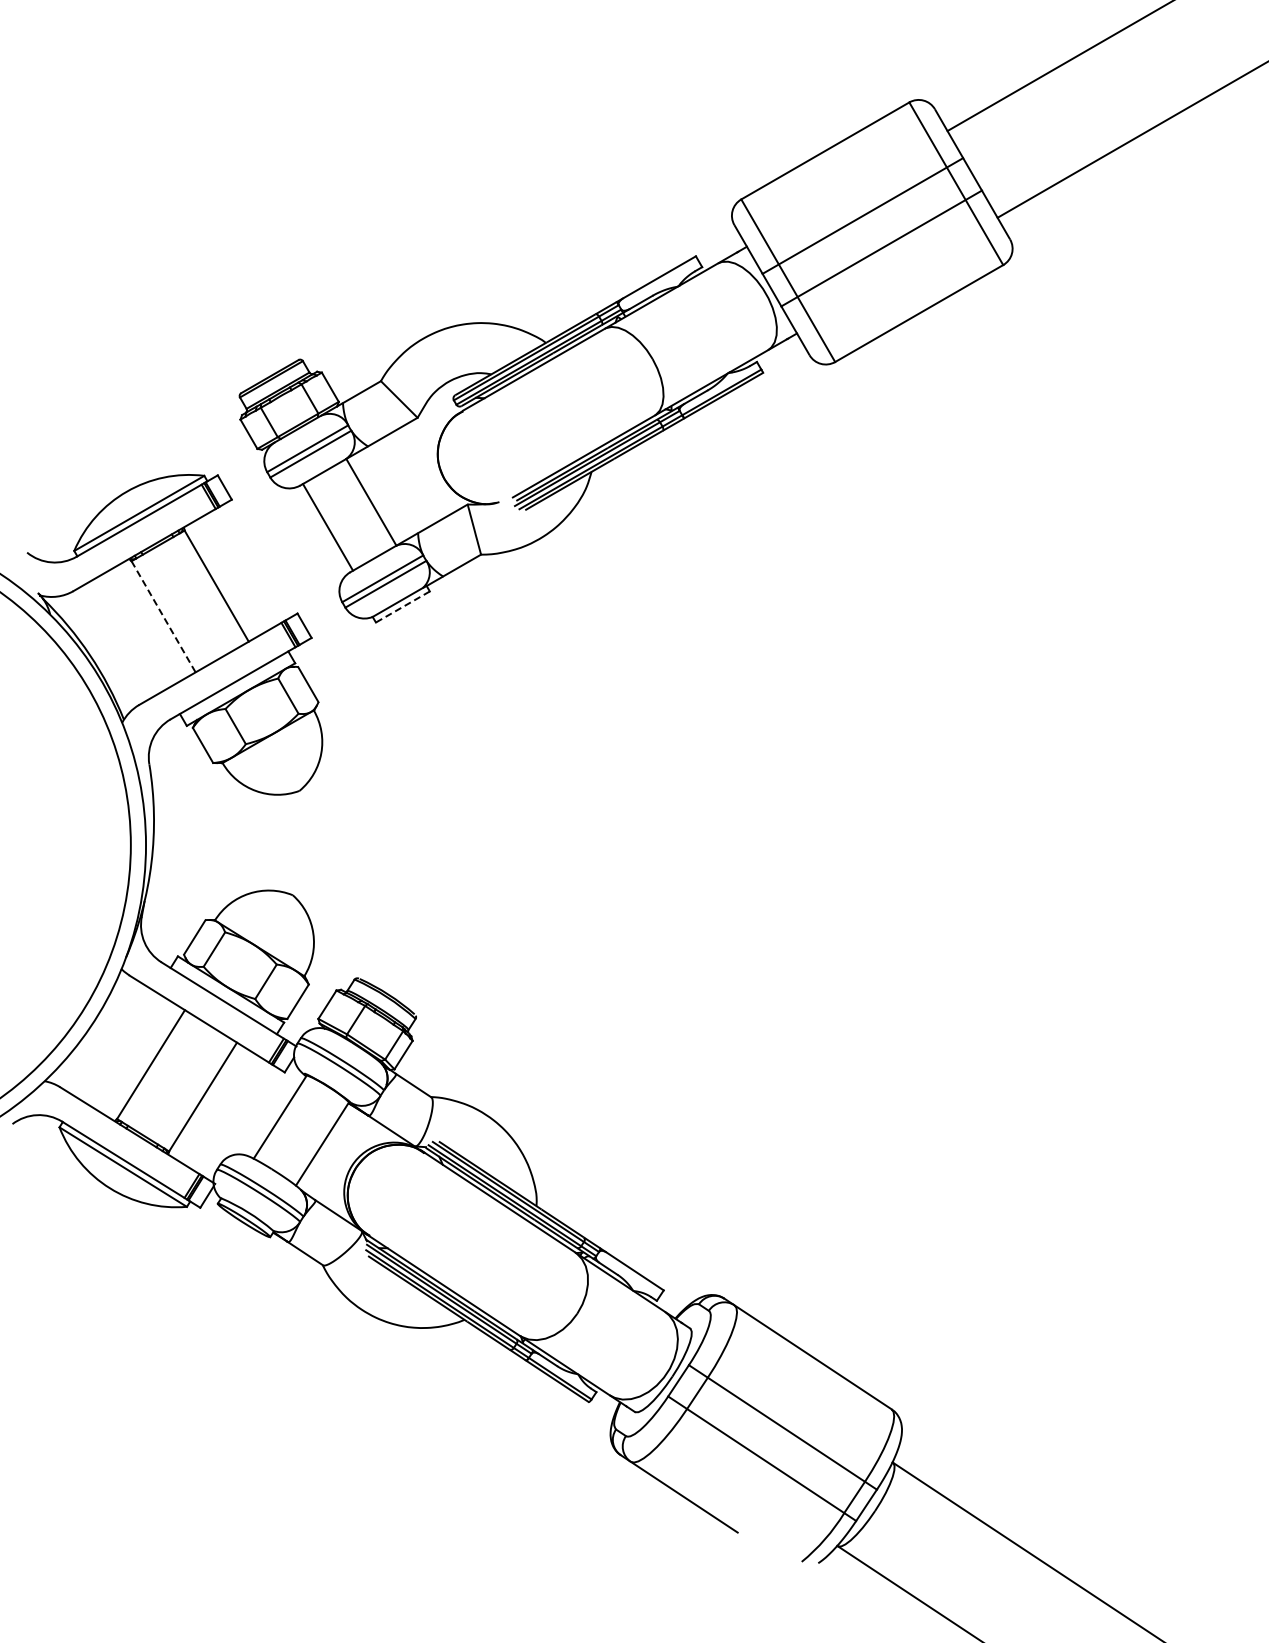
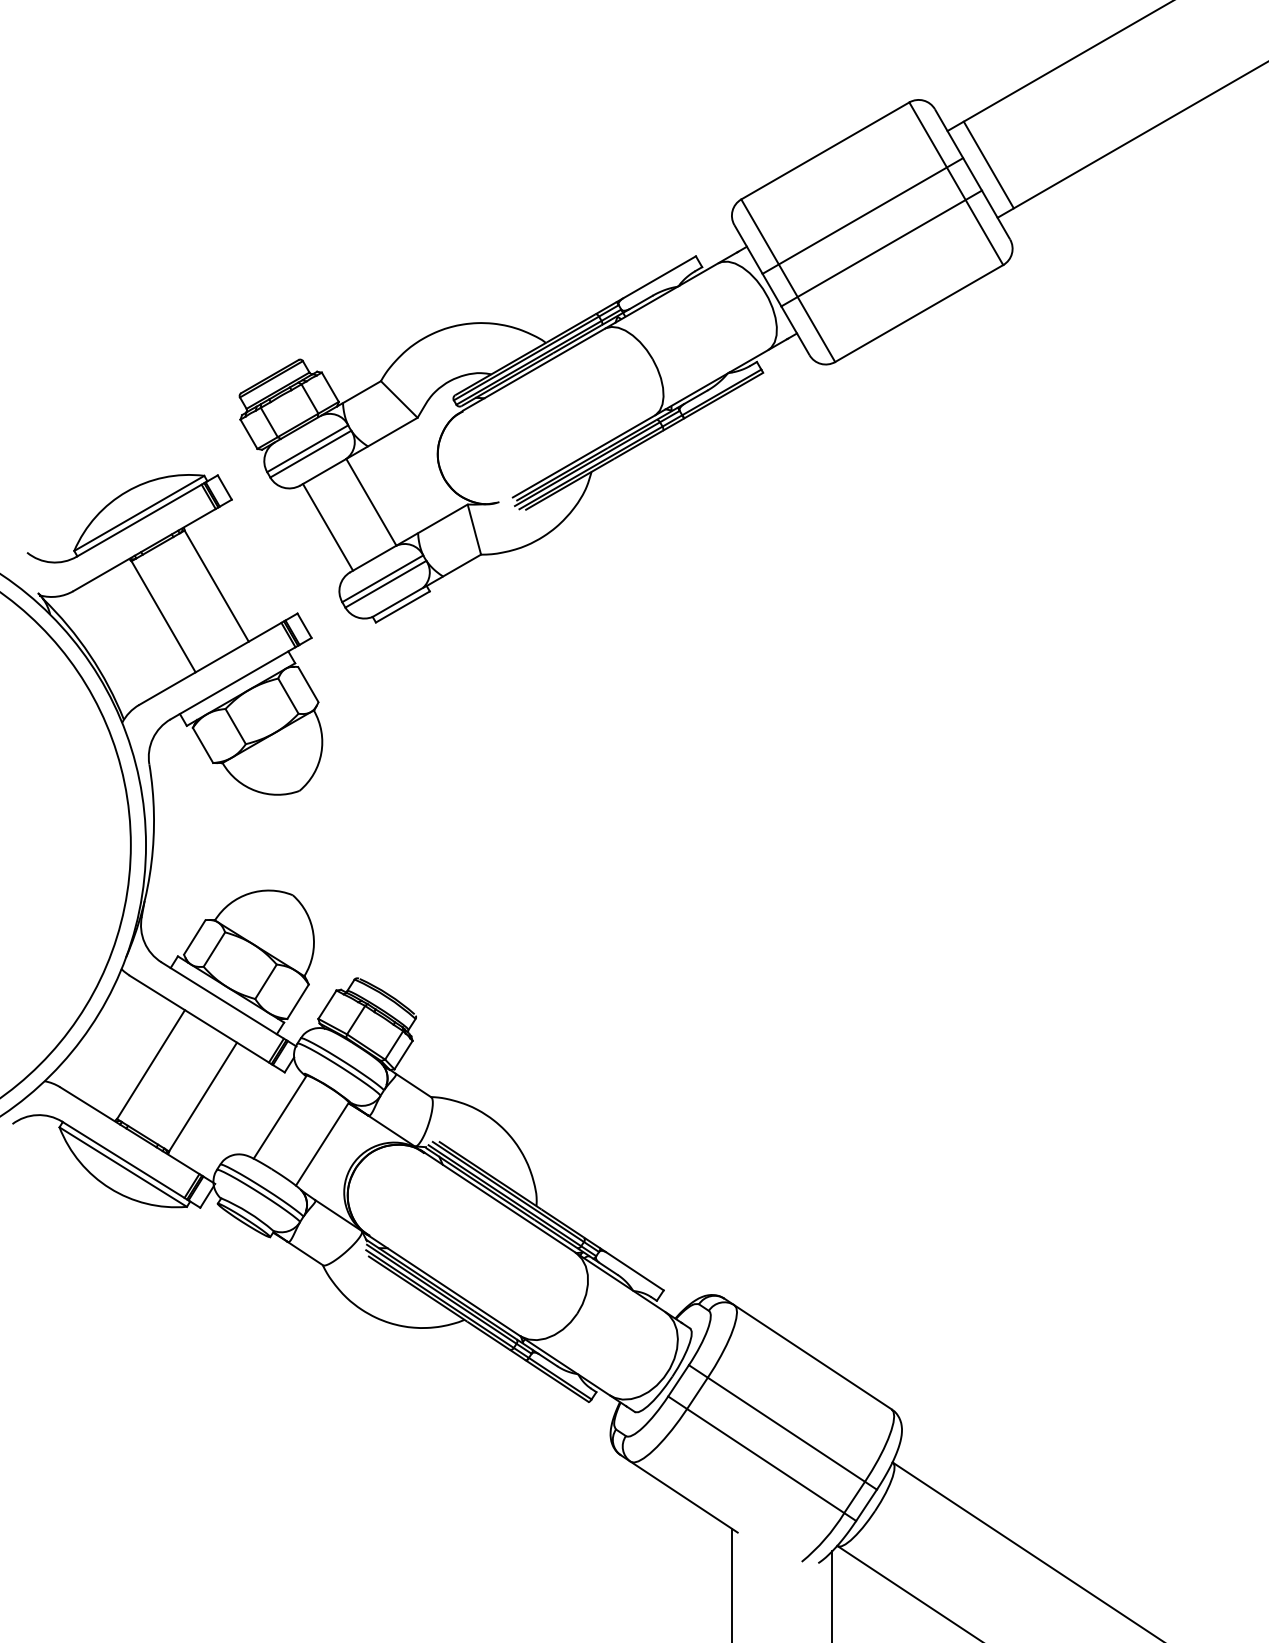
line: none -> present (988, 164)
line: dashed -> solid (402, 607)
line: dashed -> solid (163, 617)
line: none -> present (732, 1583)
line: none -> present (832, 1595)
